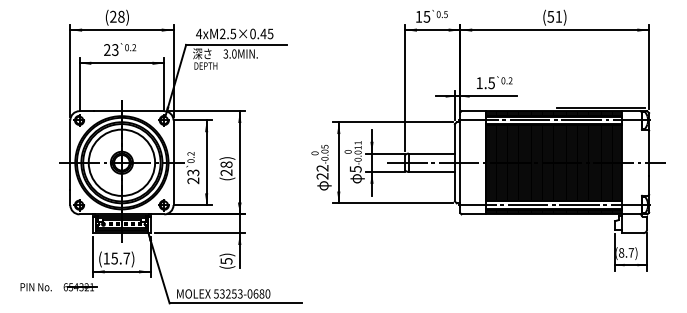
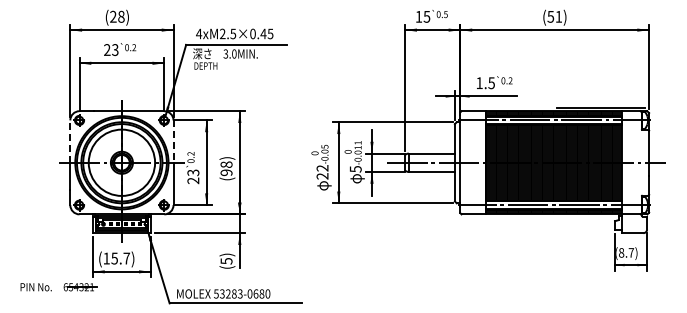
line: solid -> dashed (70, 141)
line: solid -> dashed (173, 142)
text: 28 -> 98 (226, 172)
text: 53253-0680 -> 53283-0680 (233, 293)
